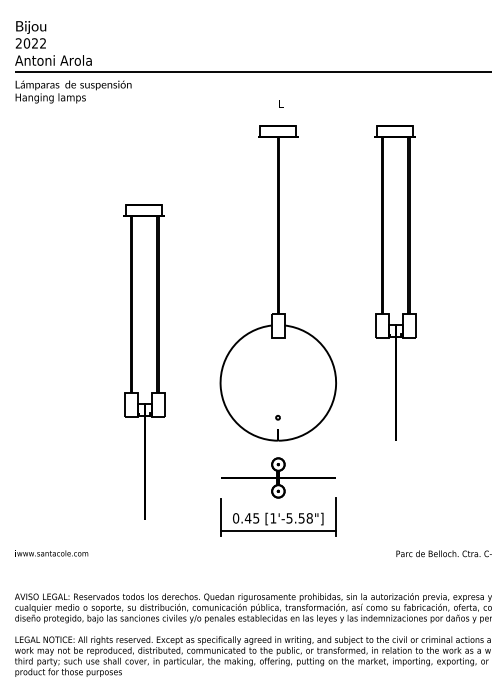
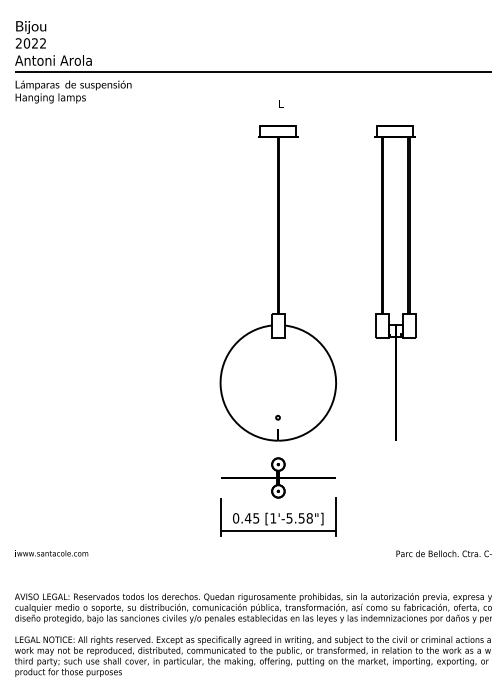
part: present -> none (144, 361)
